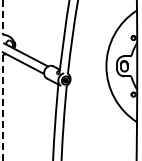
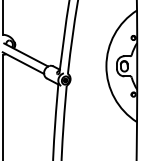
line: dashed -> solid (2, 17)
line: dashed -> solid (2, 107)
